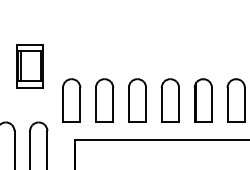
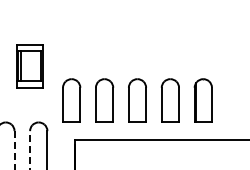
part: present -> none (235, 100)
line: solid -> dashed (14, 150)
line: solid -> dashed (30, 150)
